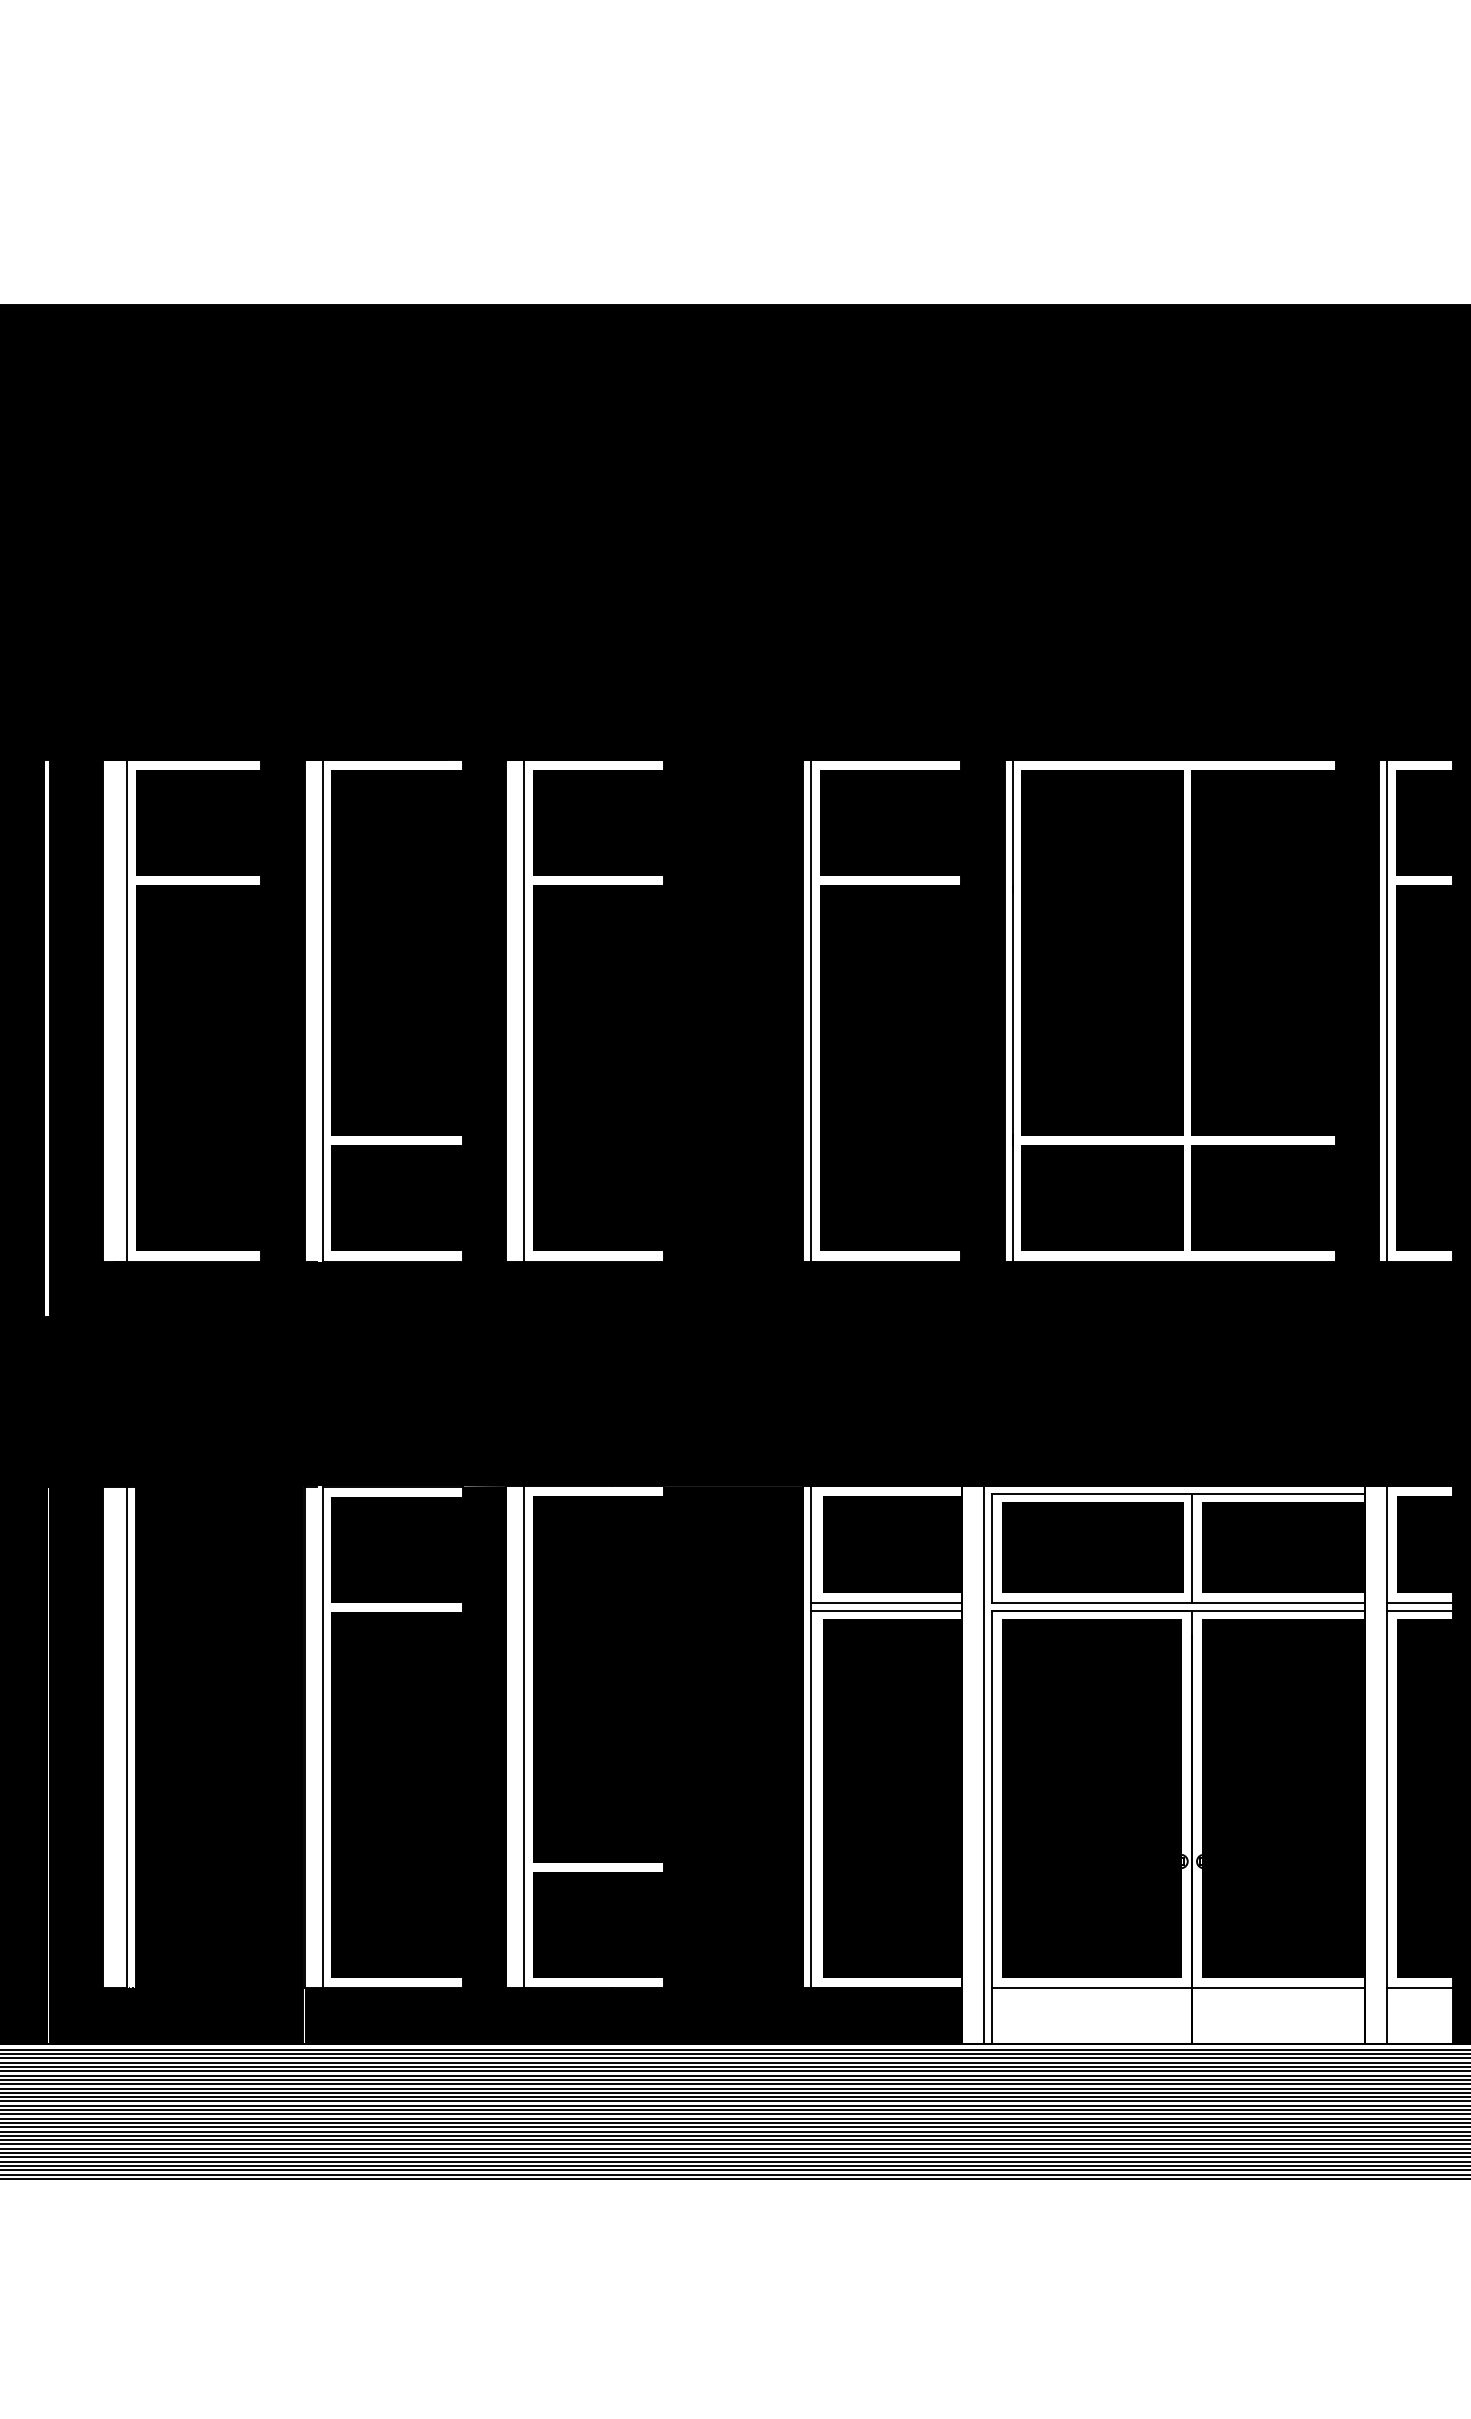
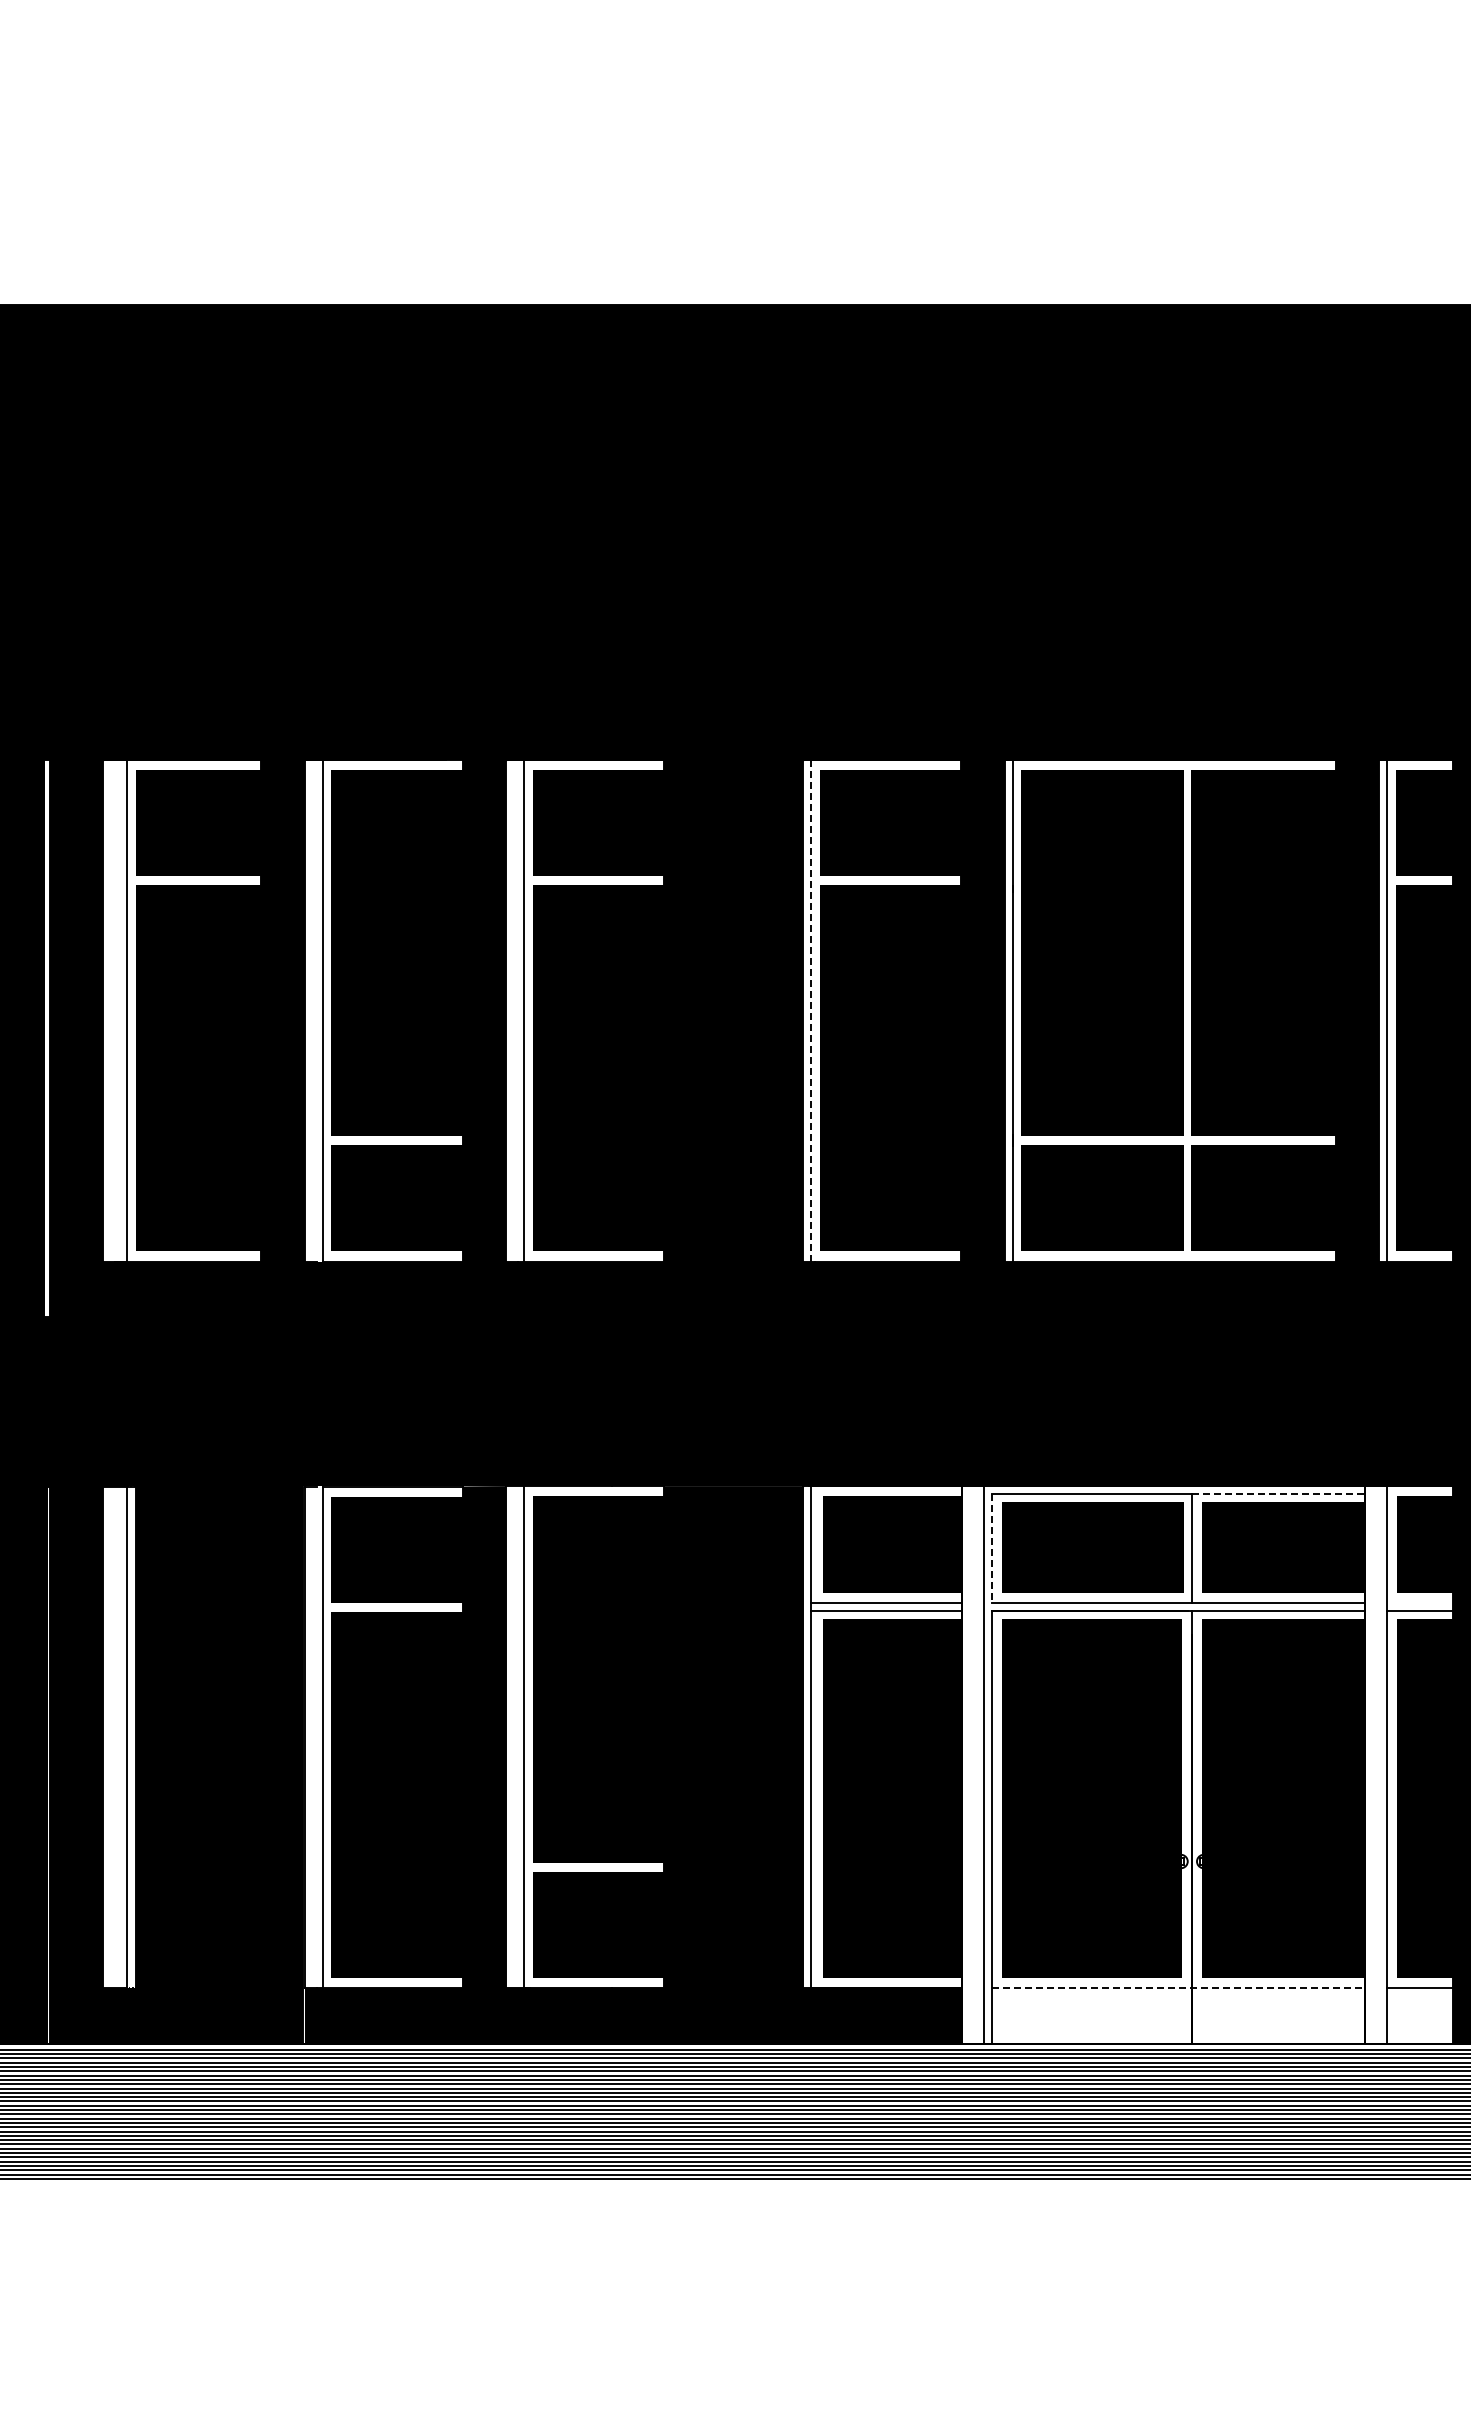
line: solid -> dashed (811, 1010)
line: solid -> dashed (1278, 1493)
line: solid -> dashed (991, 1548)
line: present -> none (1419, 1603)
line: solid -> dashed (1178, 1987)
